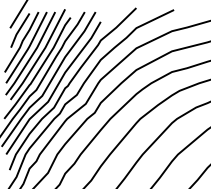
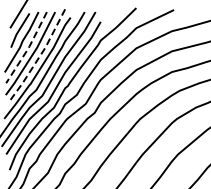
line: solid -> dashed (28, 48)
line: solid -> dashed (40, 55)
